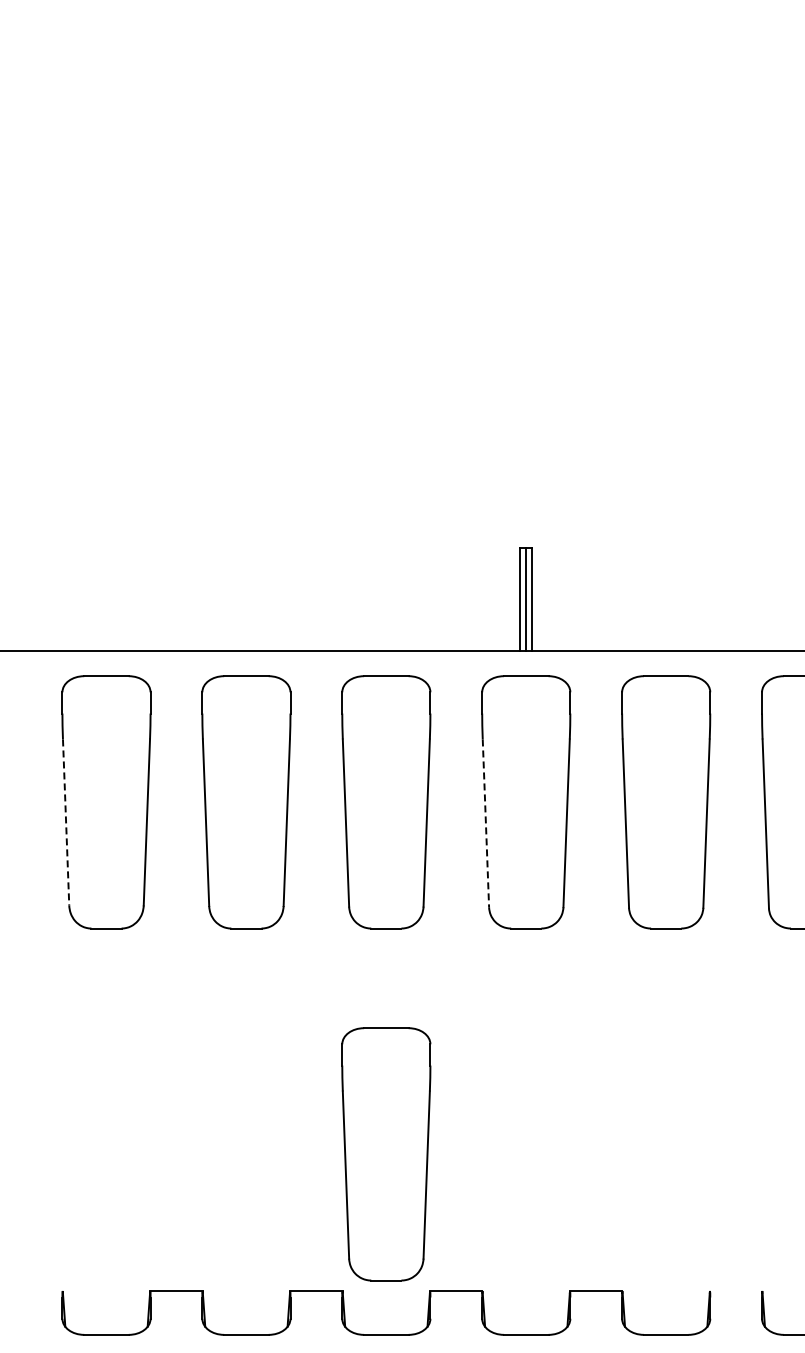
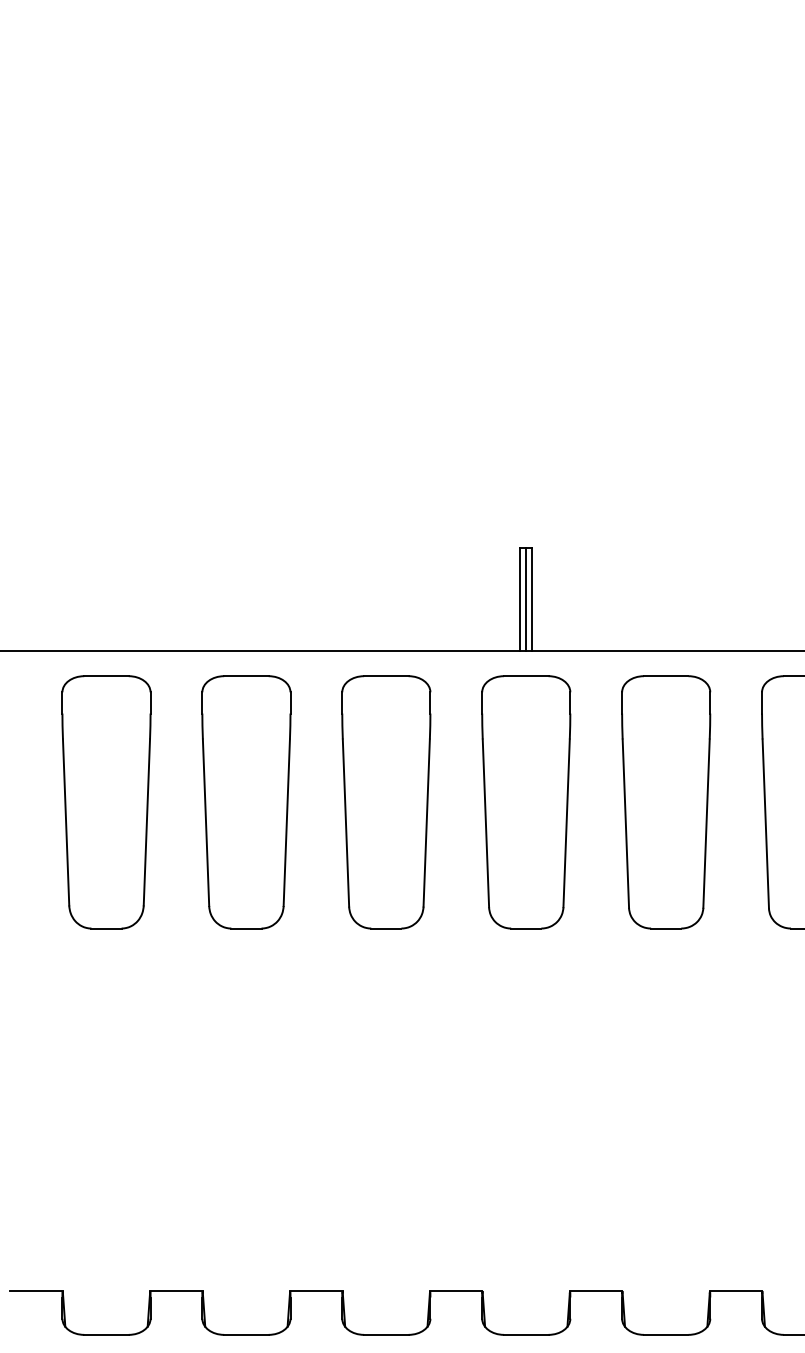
line: dashed -> solid (66, 822)
line: dashed -> solid (485, 823)
part: present -> none (386, 1154)
line: none -> present (36, 1291)
line: none -> present (736, 1291)
